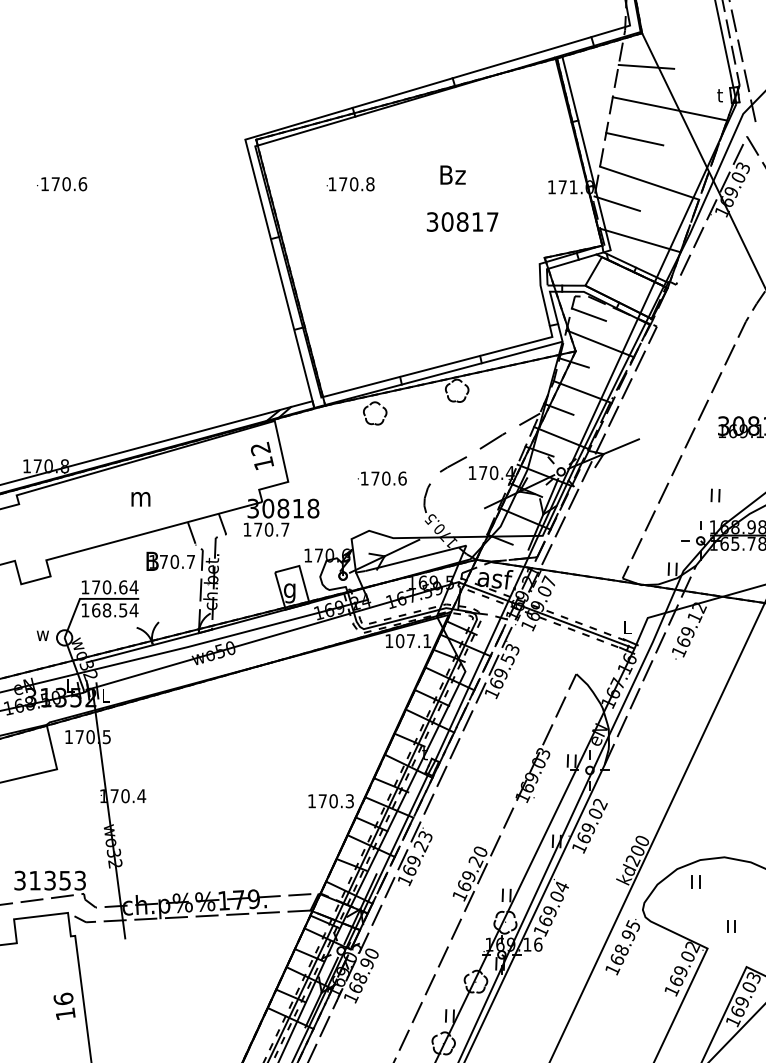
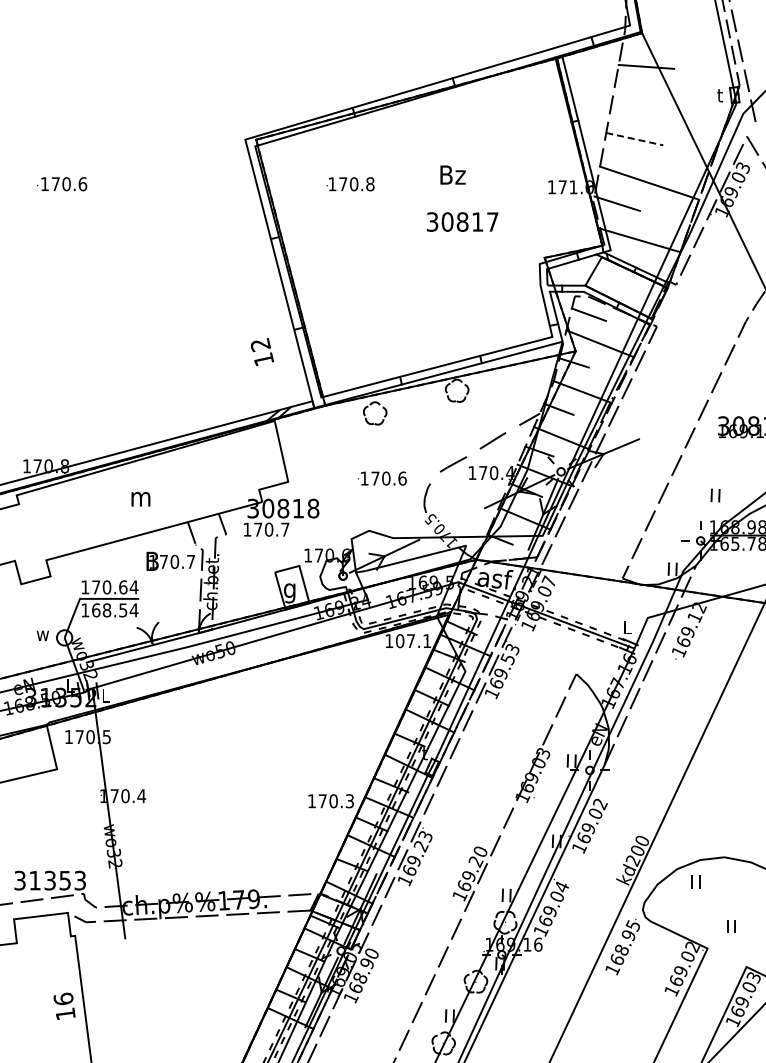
line: present -> none (669, 108)
line: solid -> dashed (635, 139)
text position: (262, 455) -> (262, 351) (262, 351)
